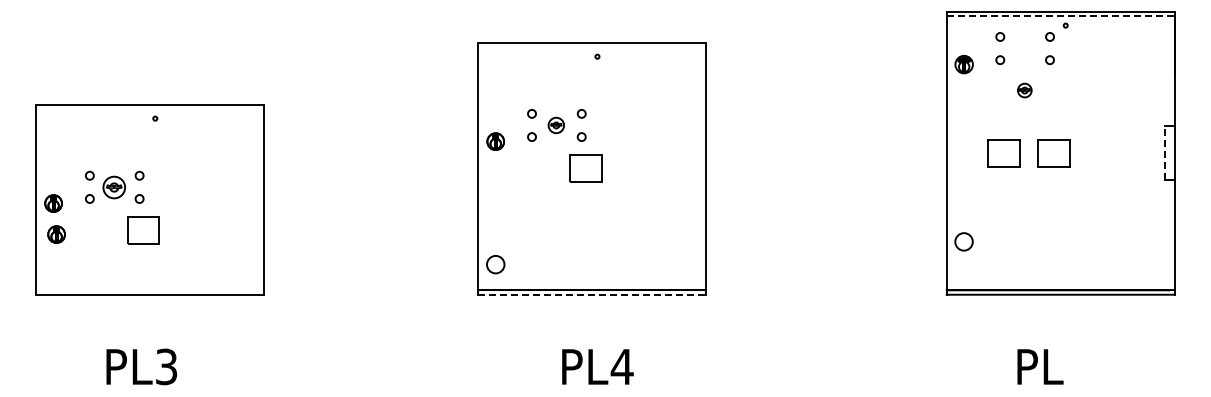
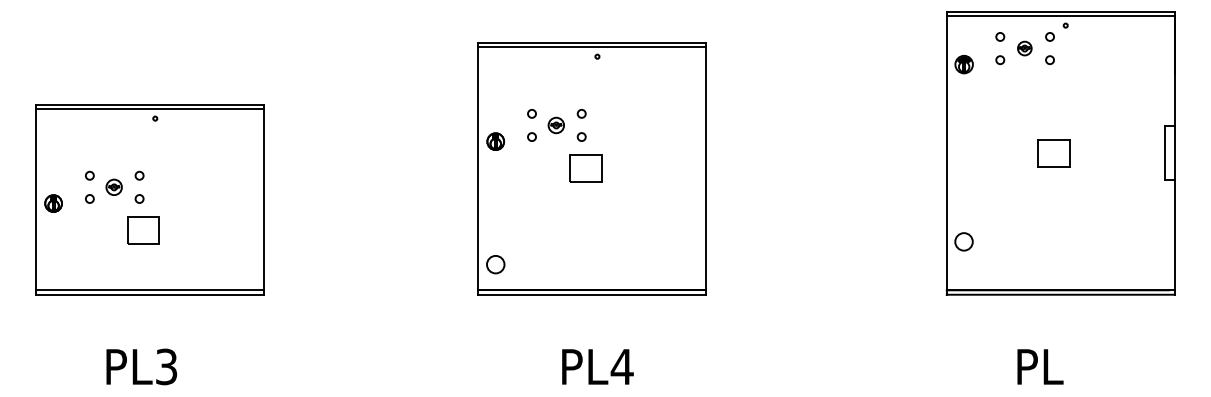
line: dashed -> solid (1060, 16)
line: none -> present (592, 47)
part position: (1024, 90) -> (1024, 48) (1024, 48)
line: none -> present (150, 109)
part: present -> none (1003, 153)
line: dashed -> solid (1165, 153)
part size: 24x25 px -> 18x18 px (113, 186)
part: present -> none (56, 234)
line: none -> present (150, 290)
line: dashed -> solid (592, 294)
